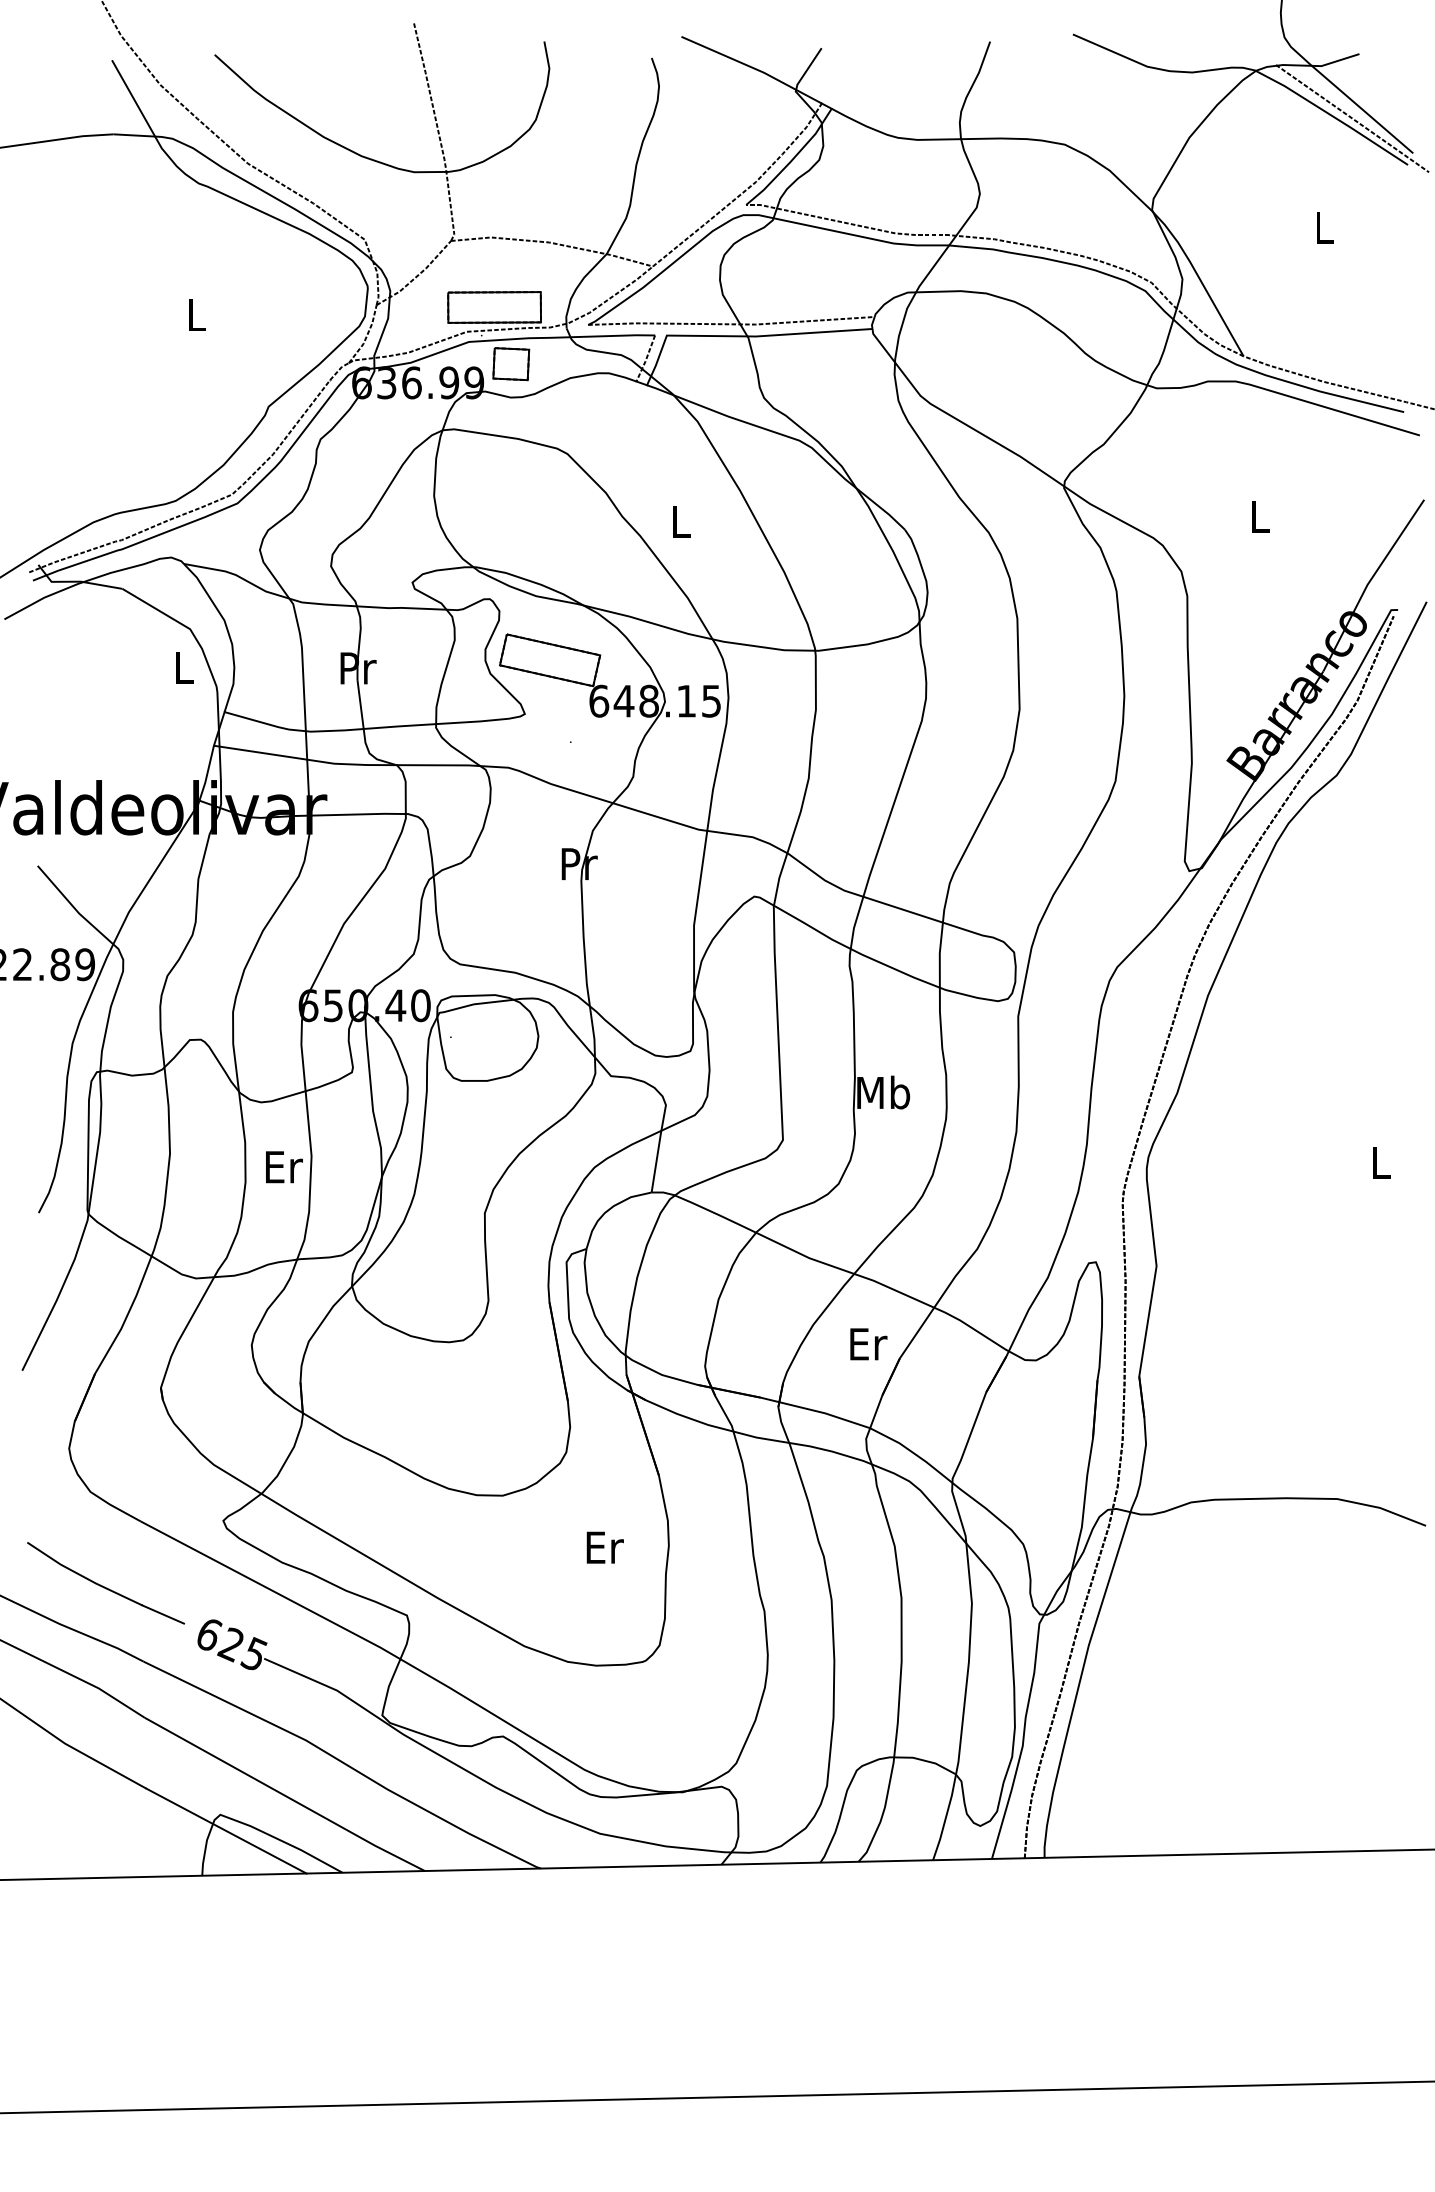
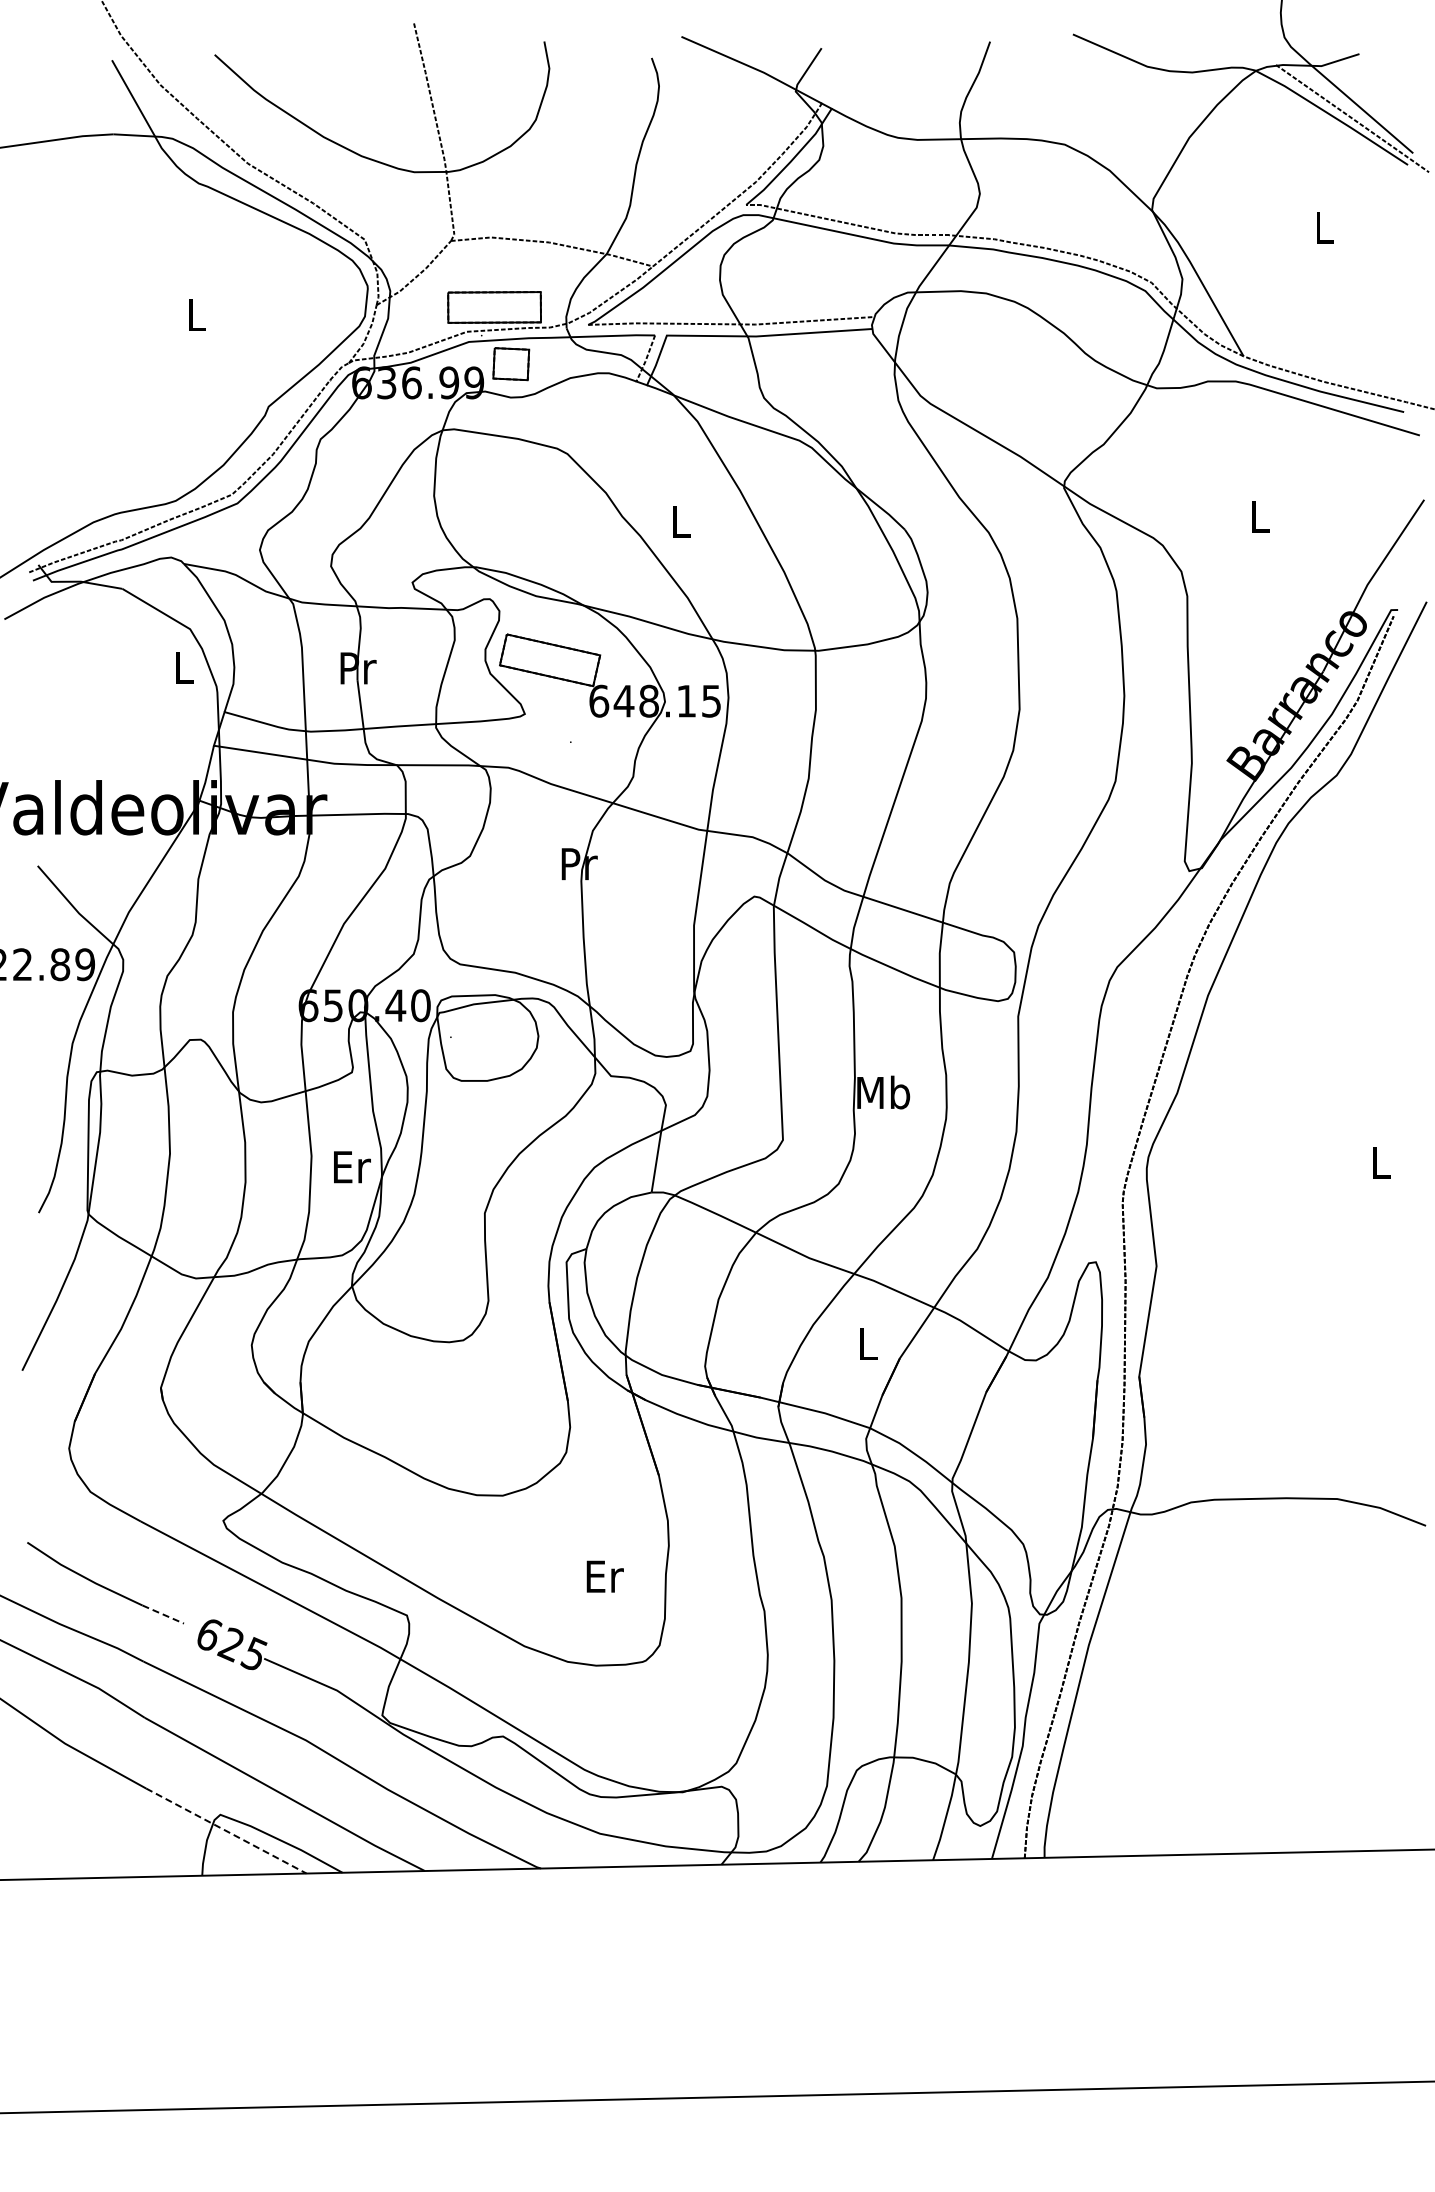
text position: (284, 1167) -> (352, 1167) (352, 1167)
text: Er -> L (868, 1344)
text position: (604, 1547) -> (604, 1576) (604, 1576)
line: solid -> dashed (163, 1614)
line: solid -> dashed (226, 1831)
